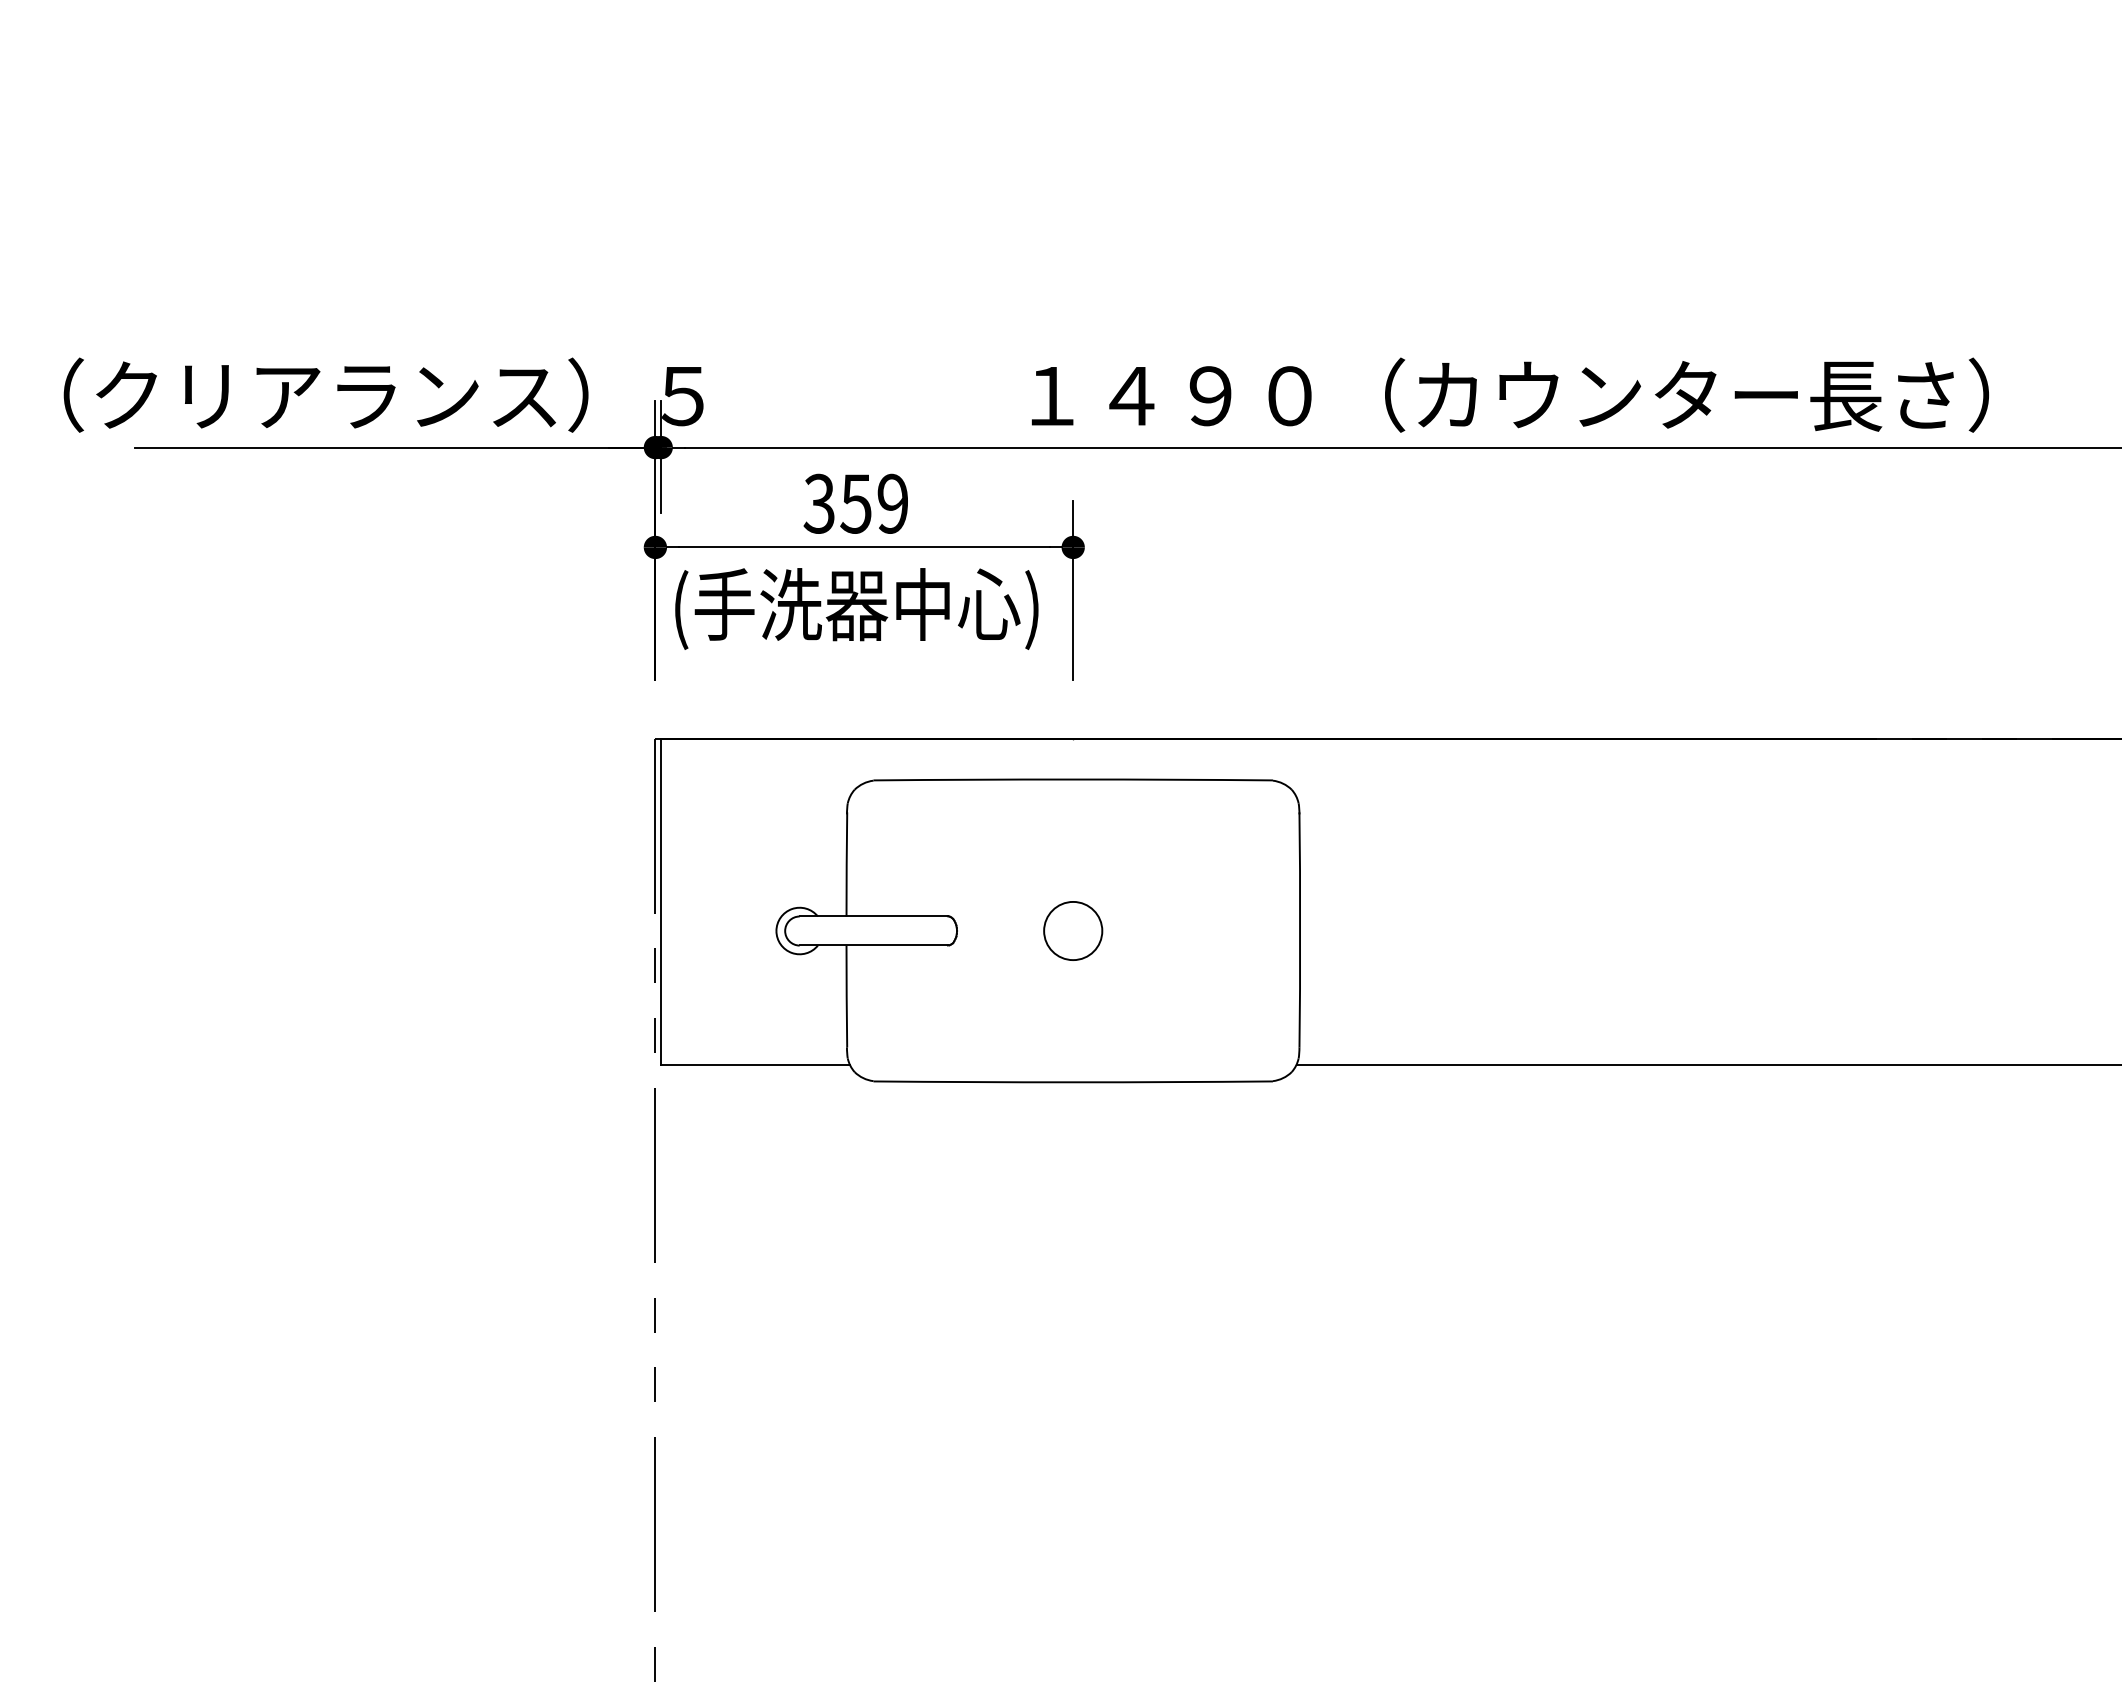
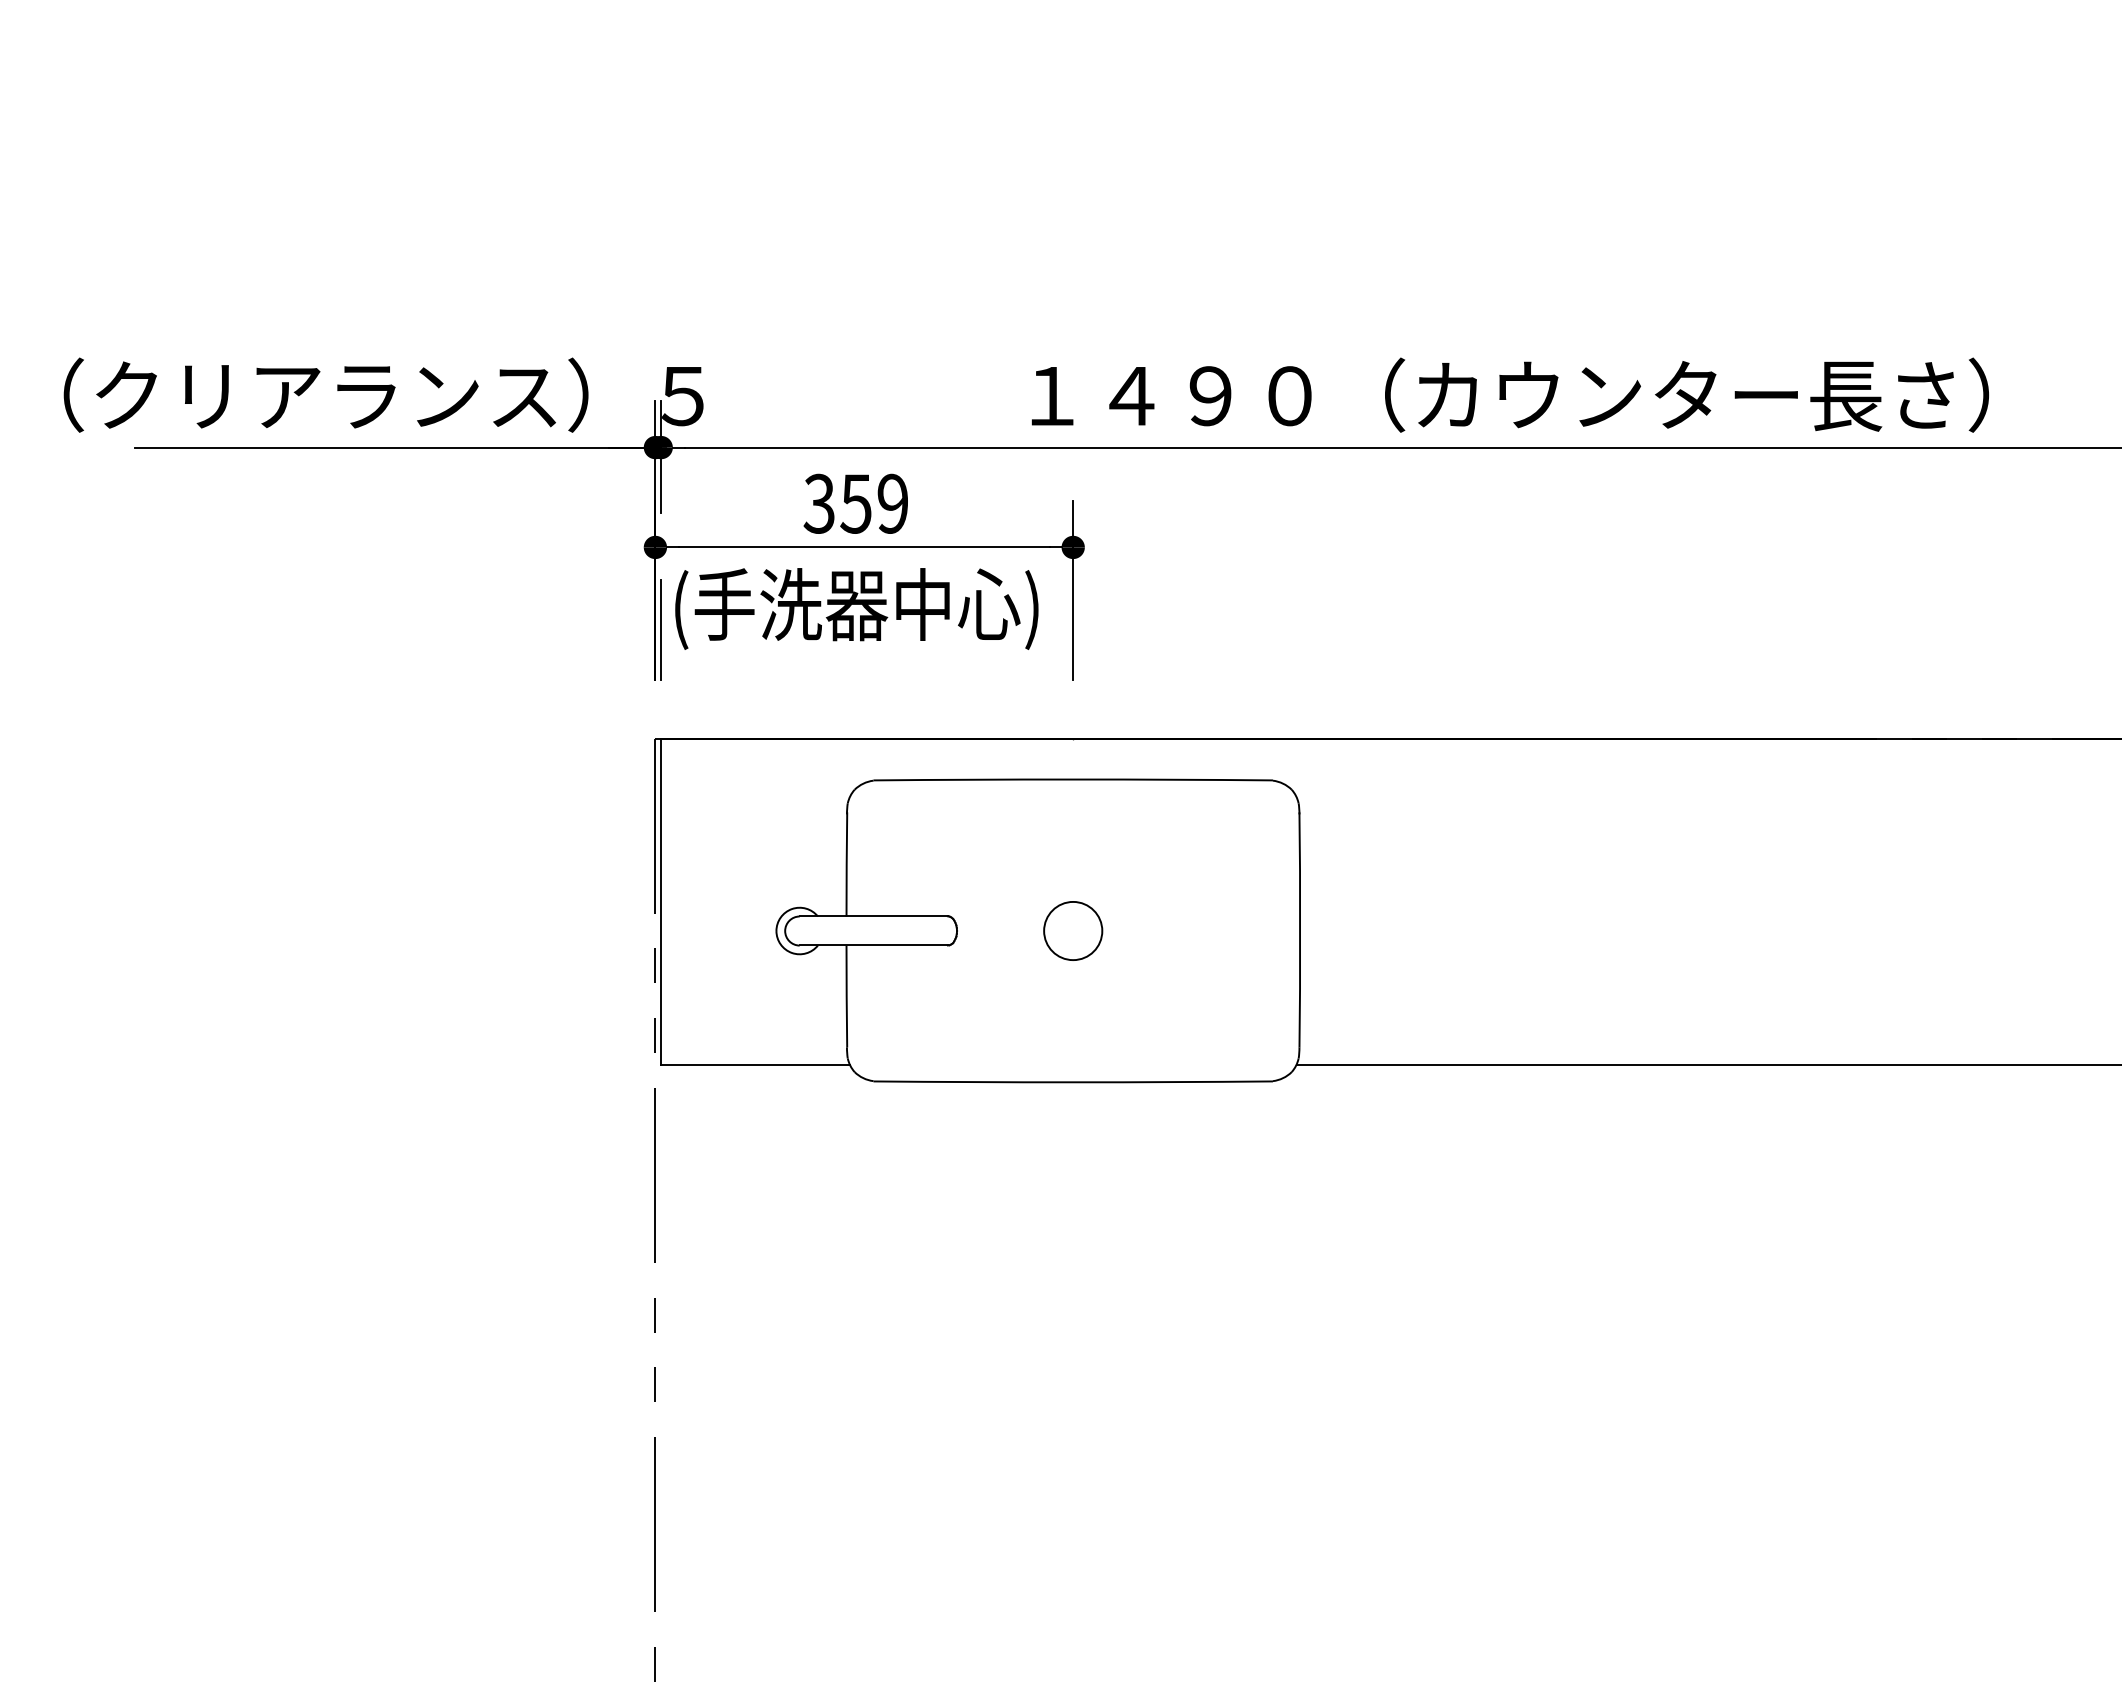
line: none -> present (661, 629)
